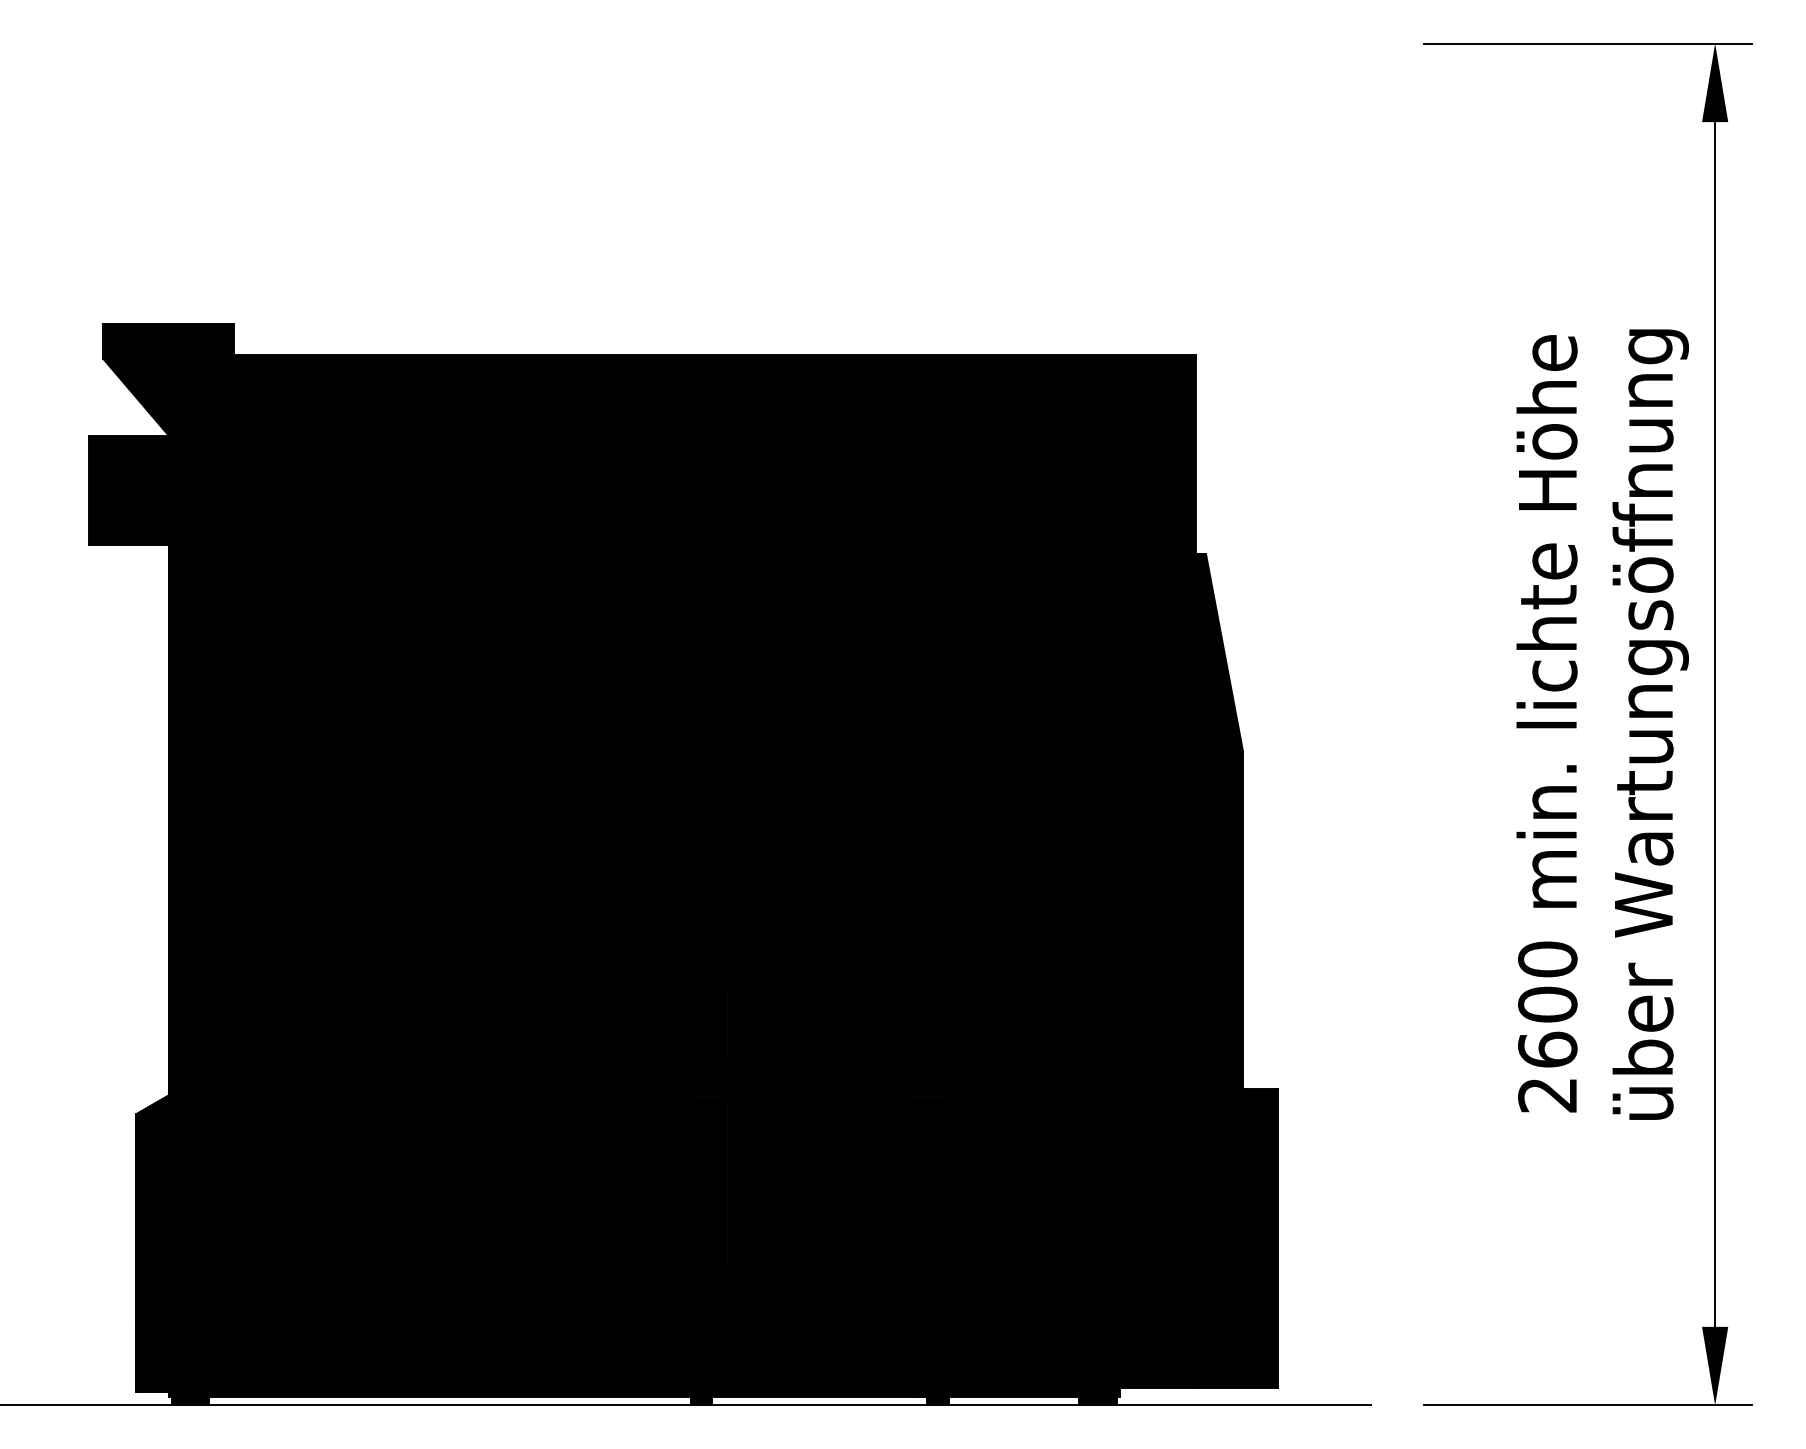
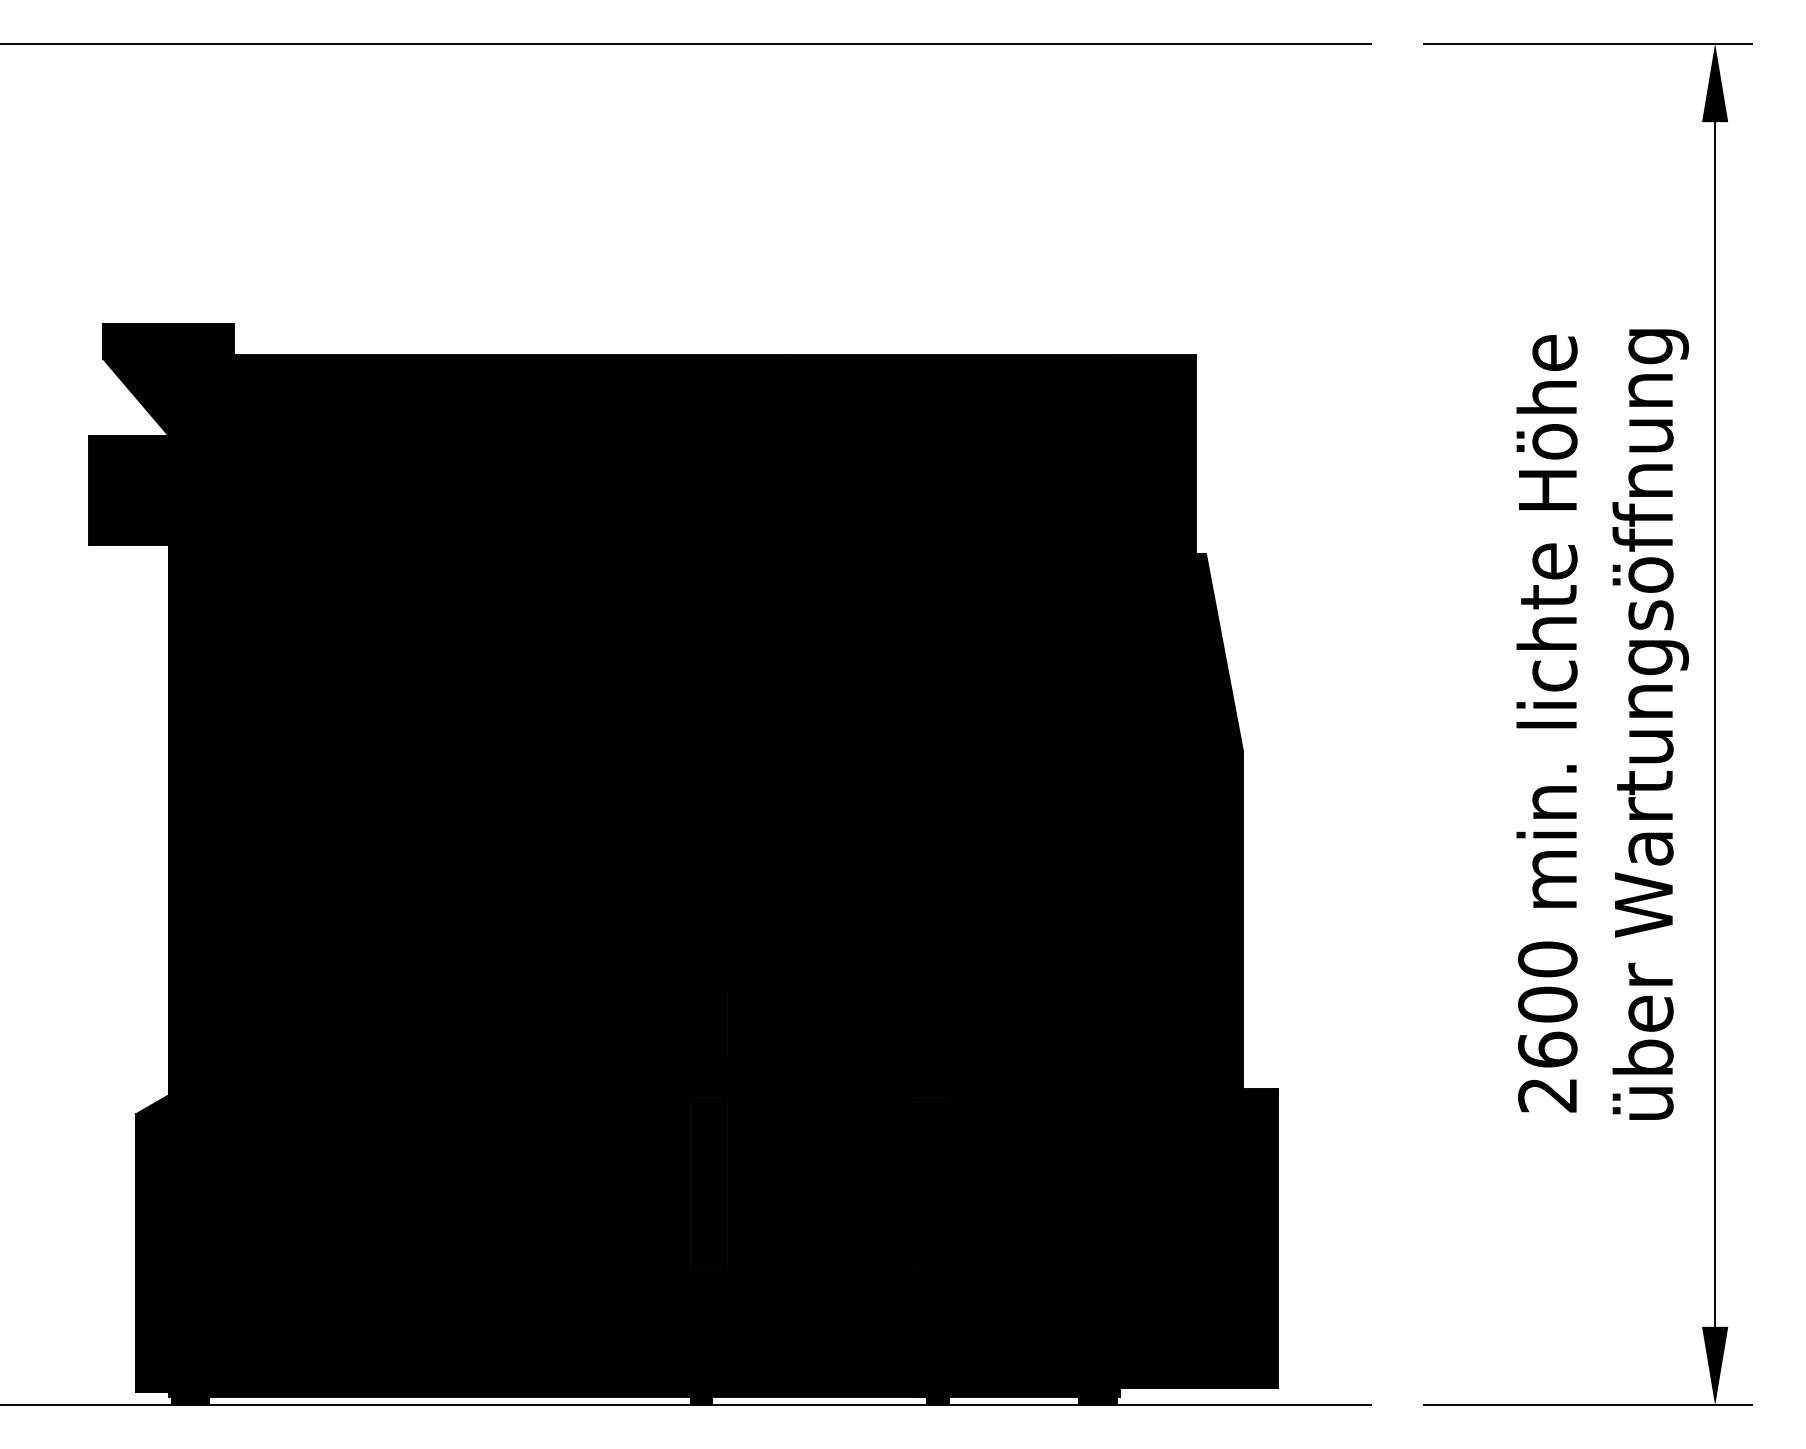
line: none -> present (686, 43)
